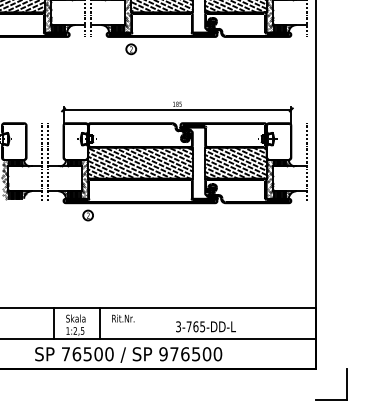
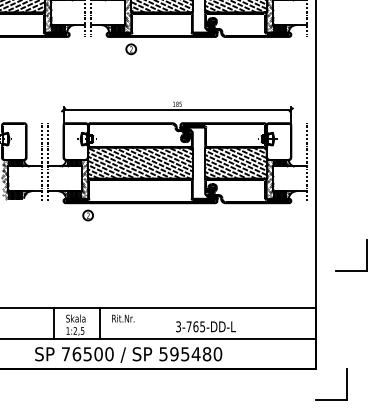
part: none -> present (366, 255)
text: 976500 -> 595480 (185, 354)
